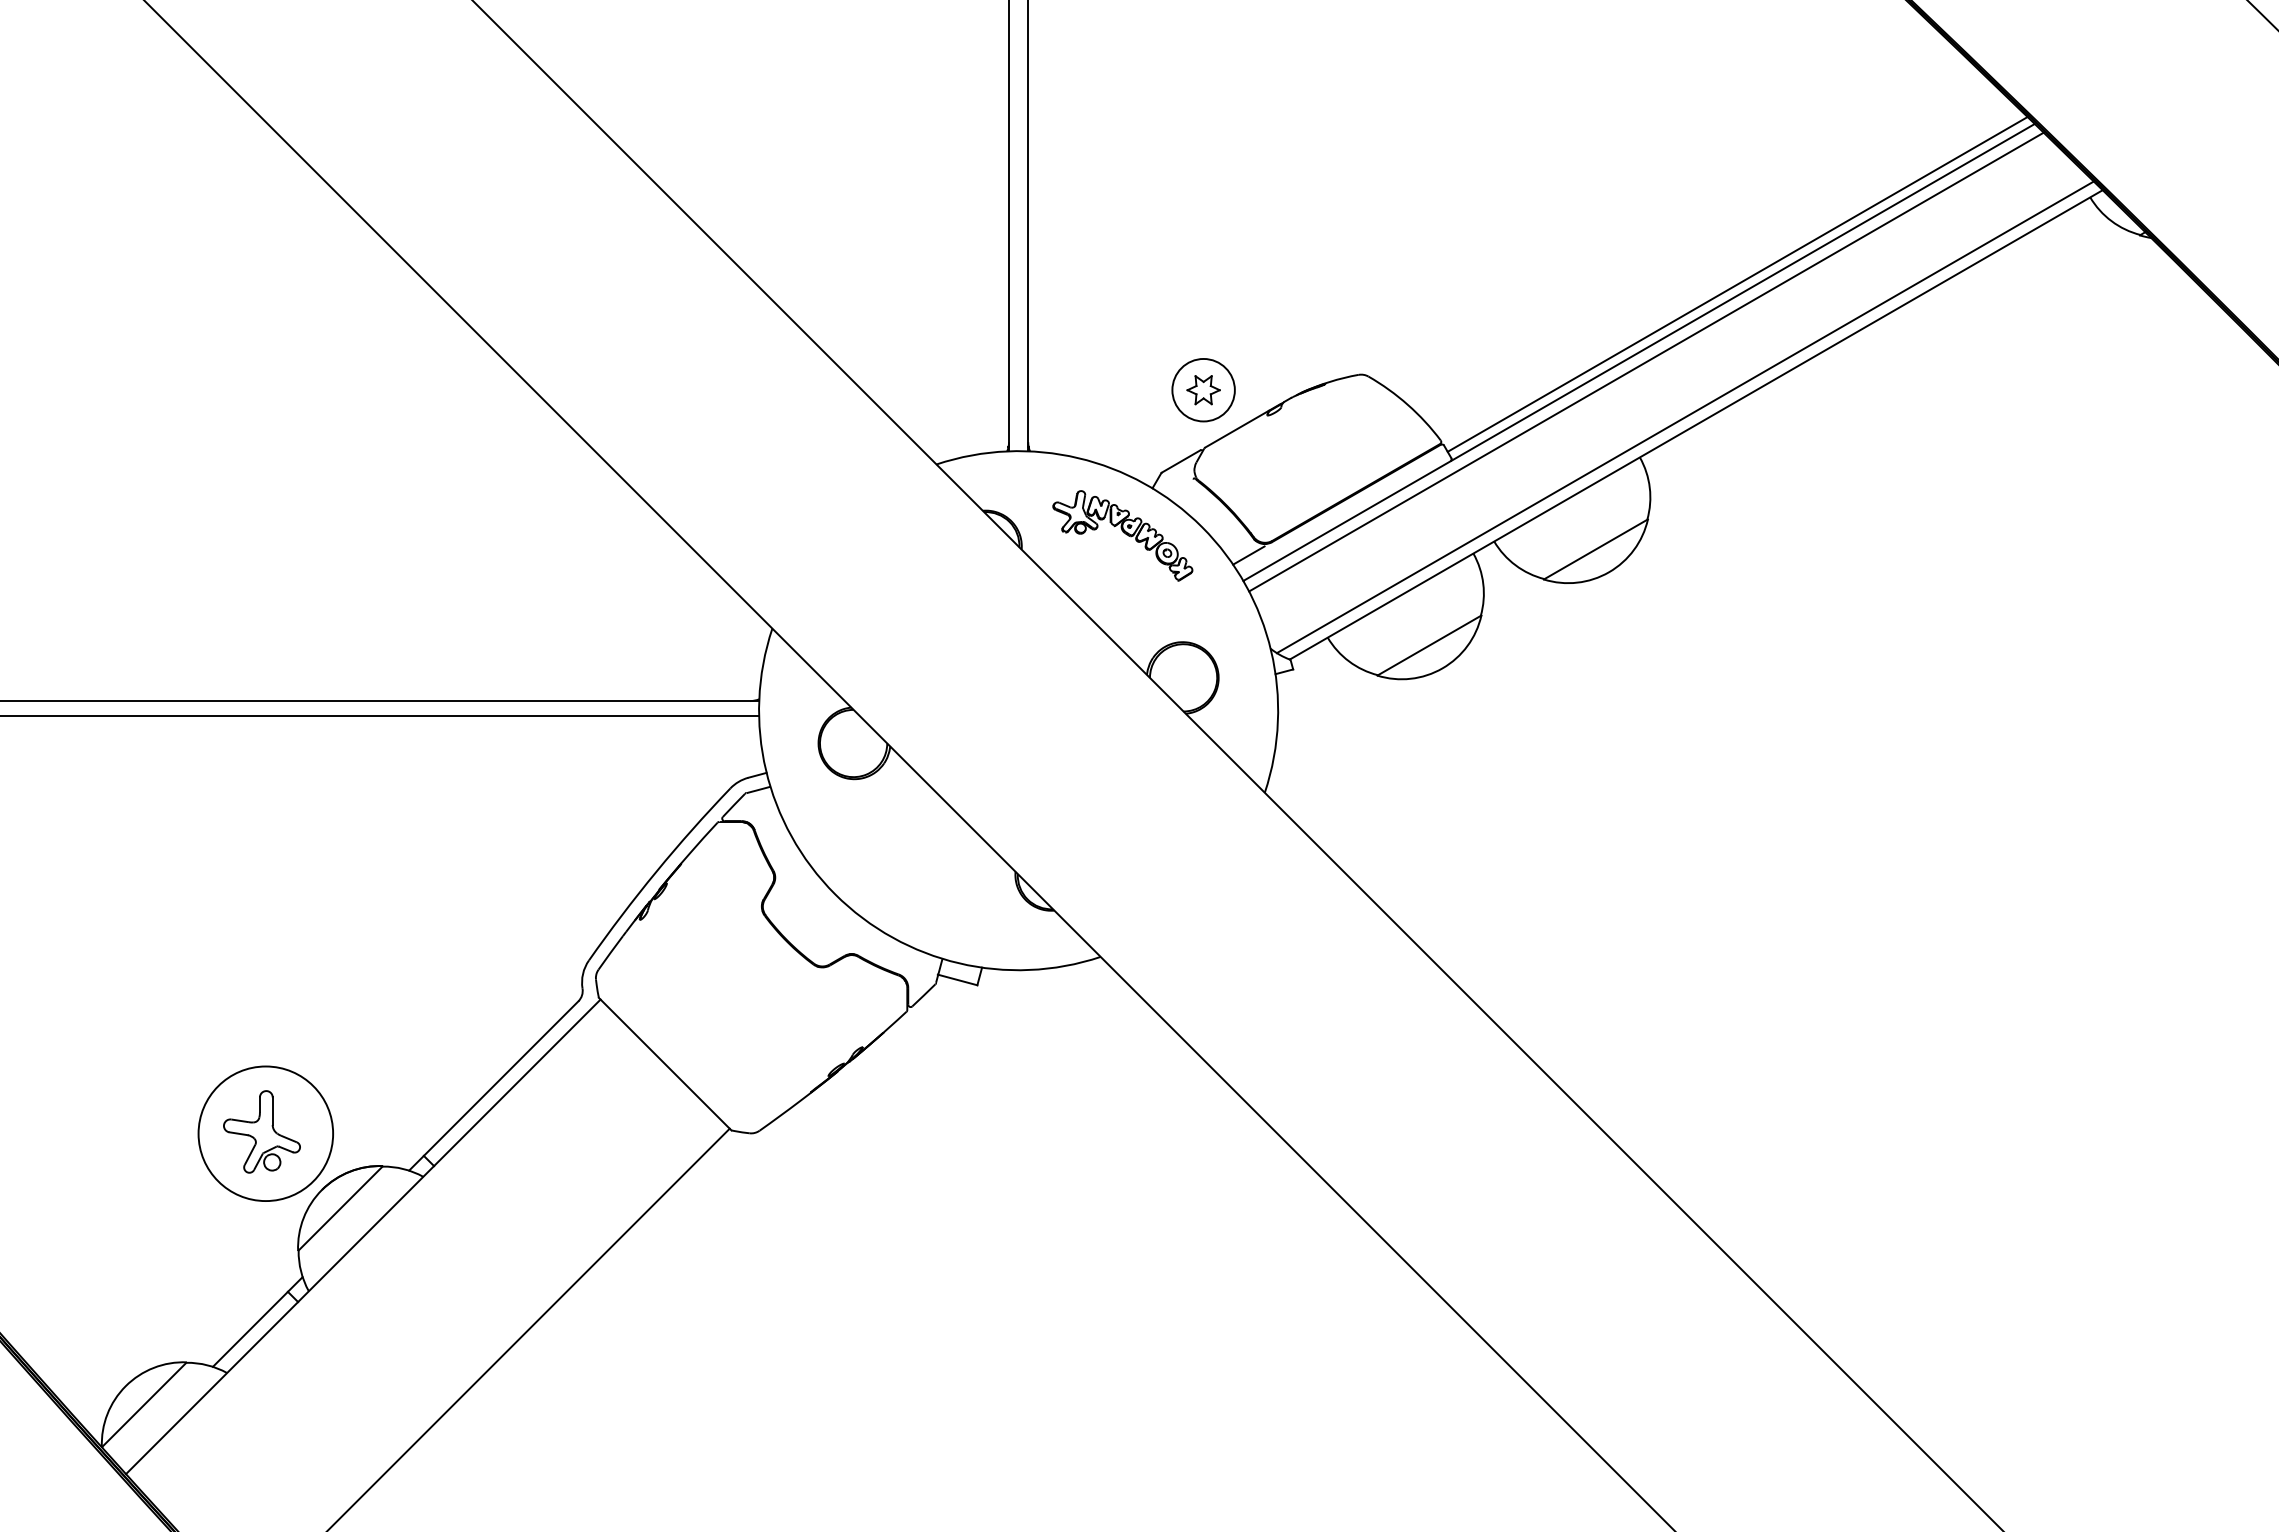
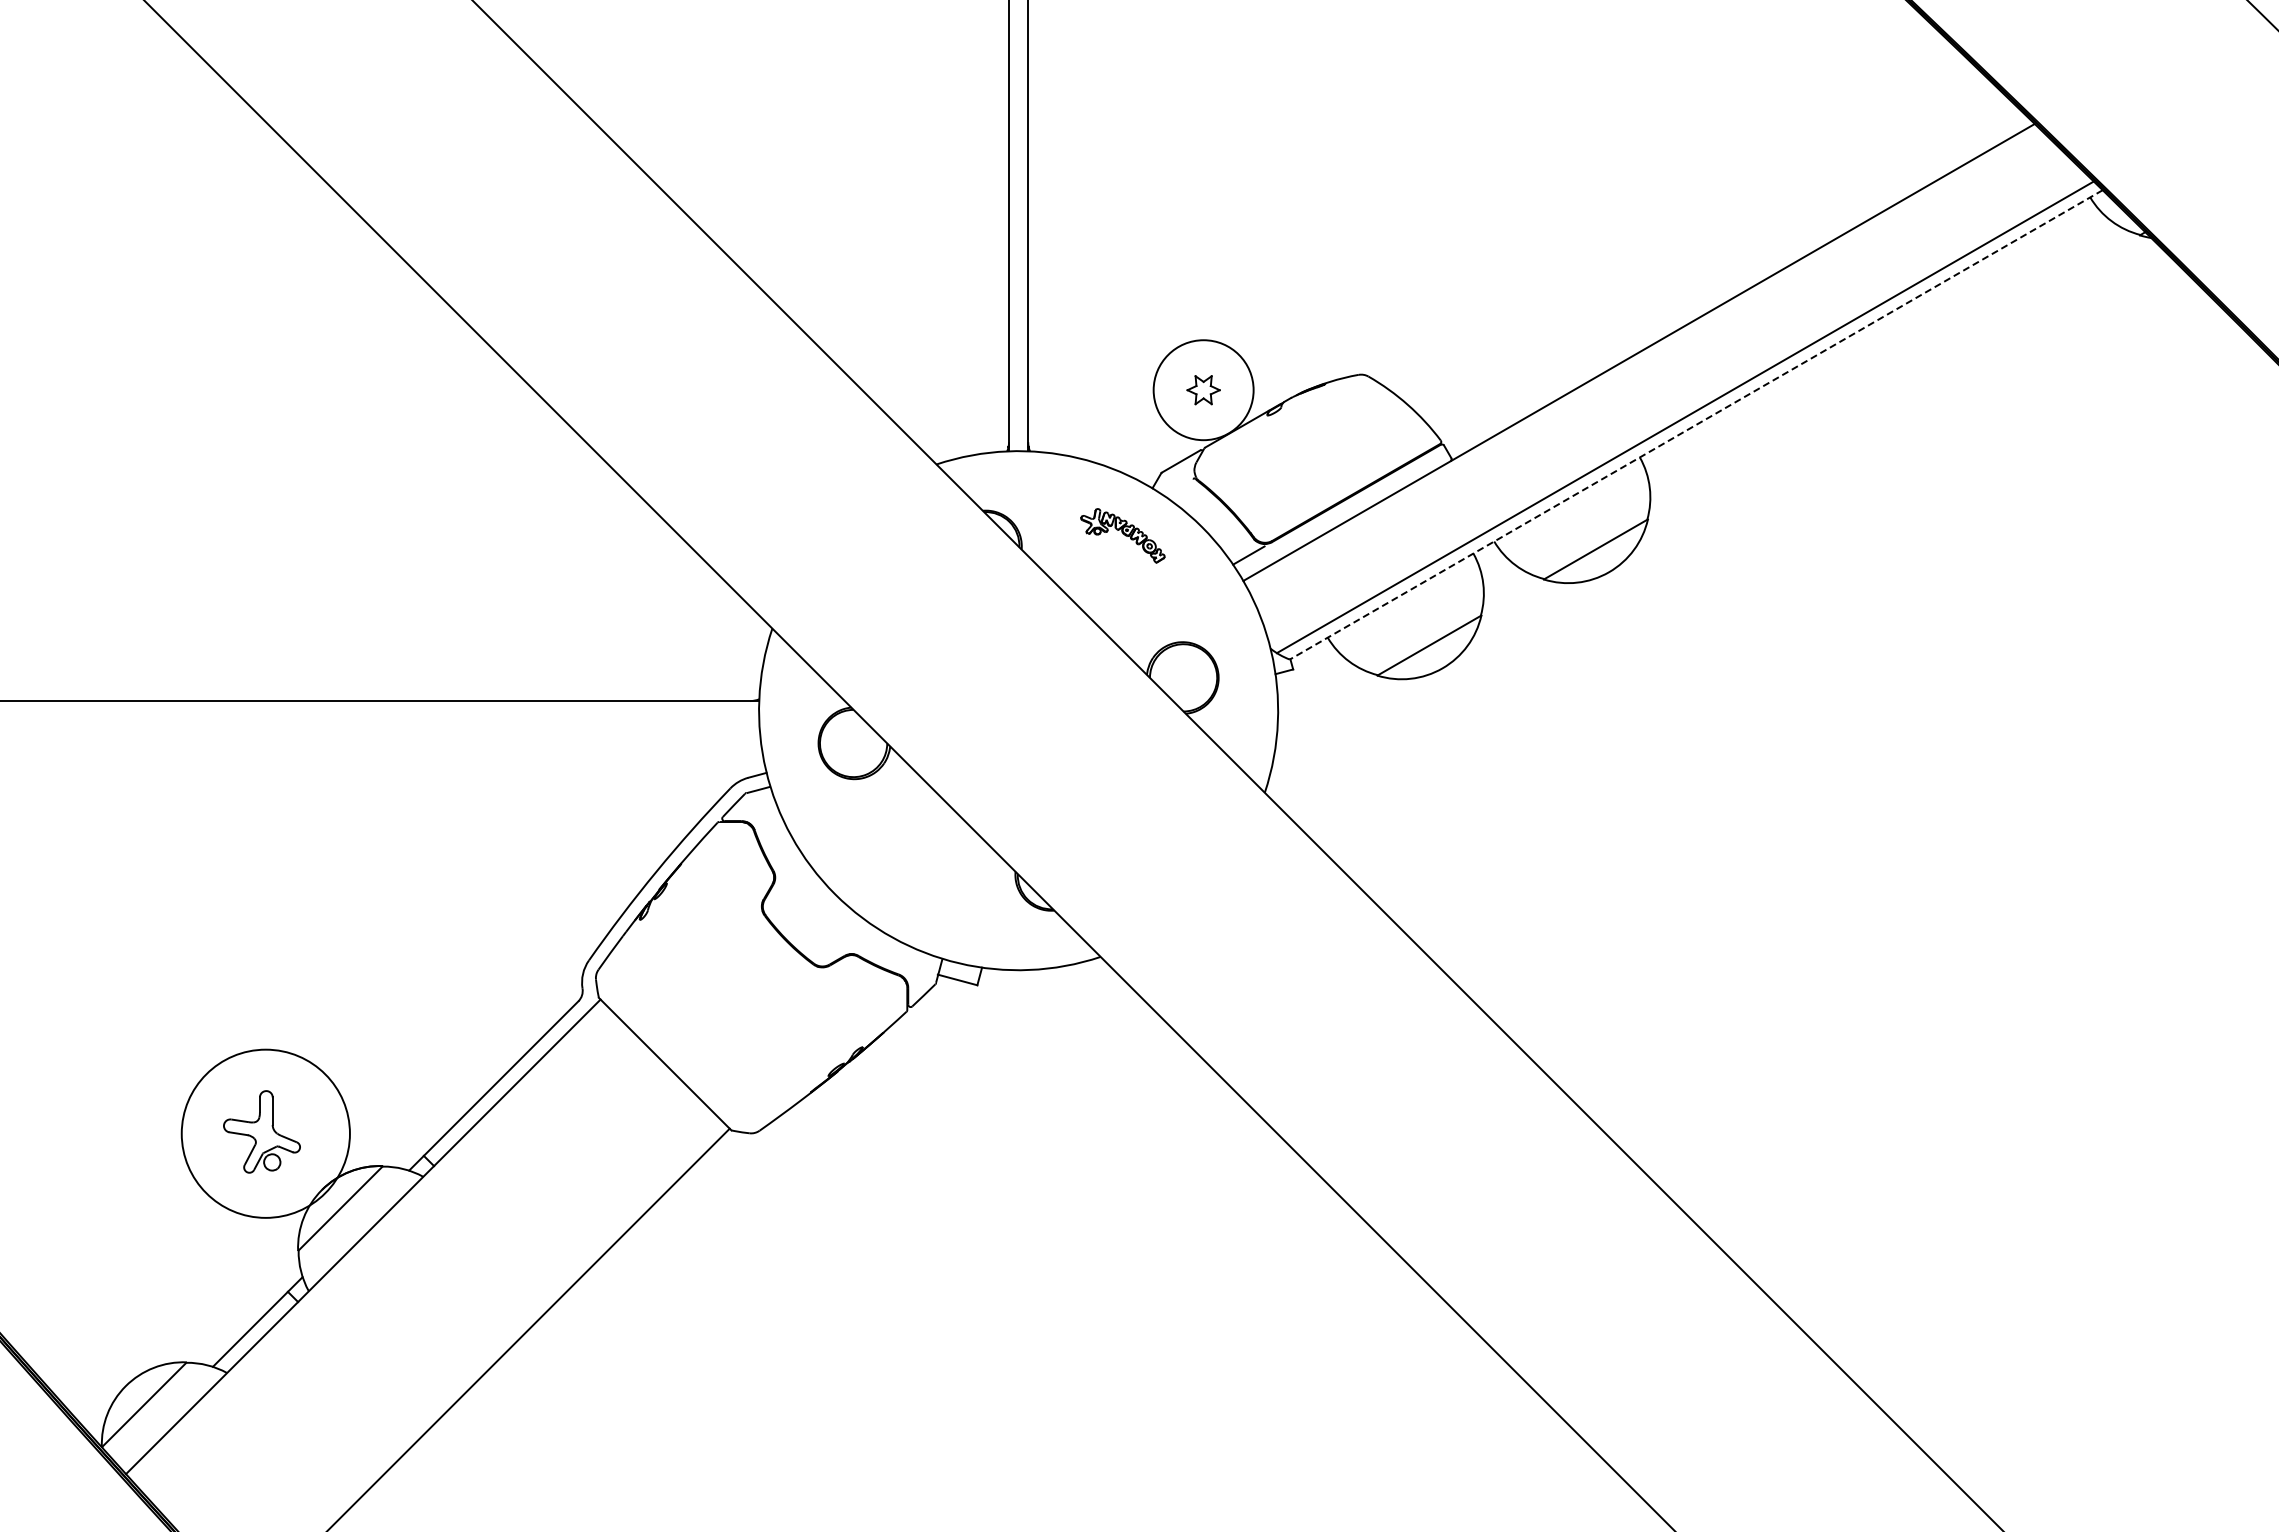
line: present -> none (1737, 284)
line: present -> none (1646, 361)
circle diameter: 62 px -> 100 px (1203, 390)
line: solid -> dashed (1695, 425)
part size: 142x92 px -> 86x56 px (1122, 535)
line: present -> none (380, 715)
circle diameter: 135 px -> 168 px (265, 1133)
